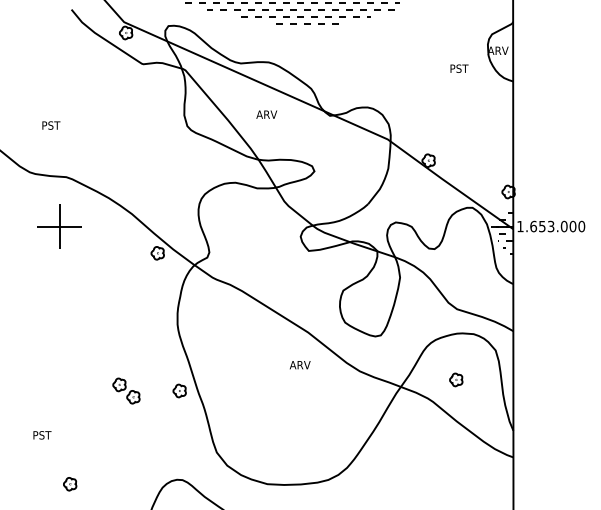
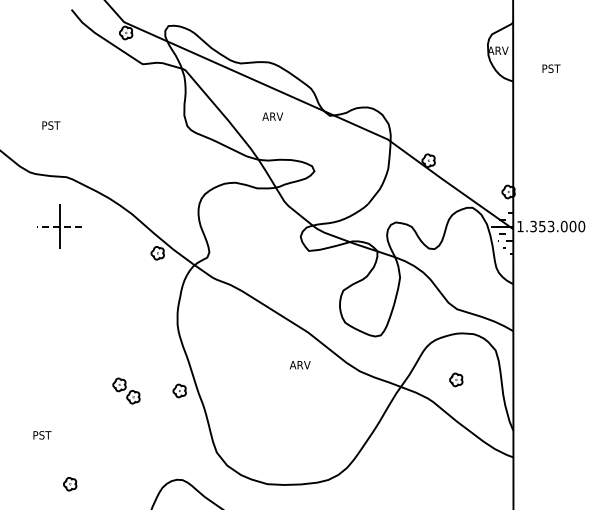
hatch: present -> none (292, 13)
text position: (459, 68) -> (551, 68) (551, 68)
text position: (266, 114) -> (272, 116) (272, 116)
line: solid -> dashed (59, 226)
text: 1.653.000 -> 1.353.000 (533, 226)
